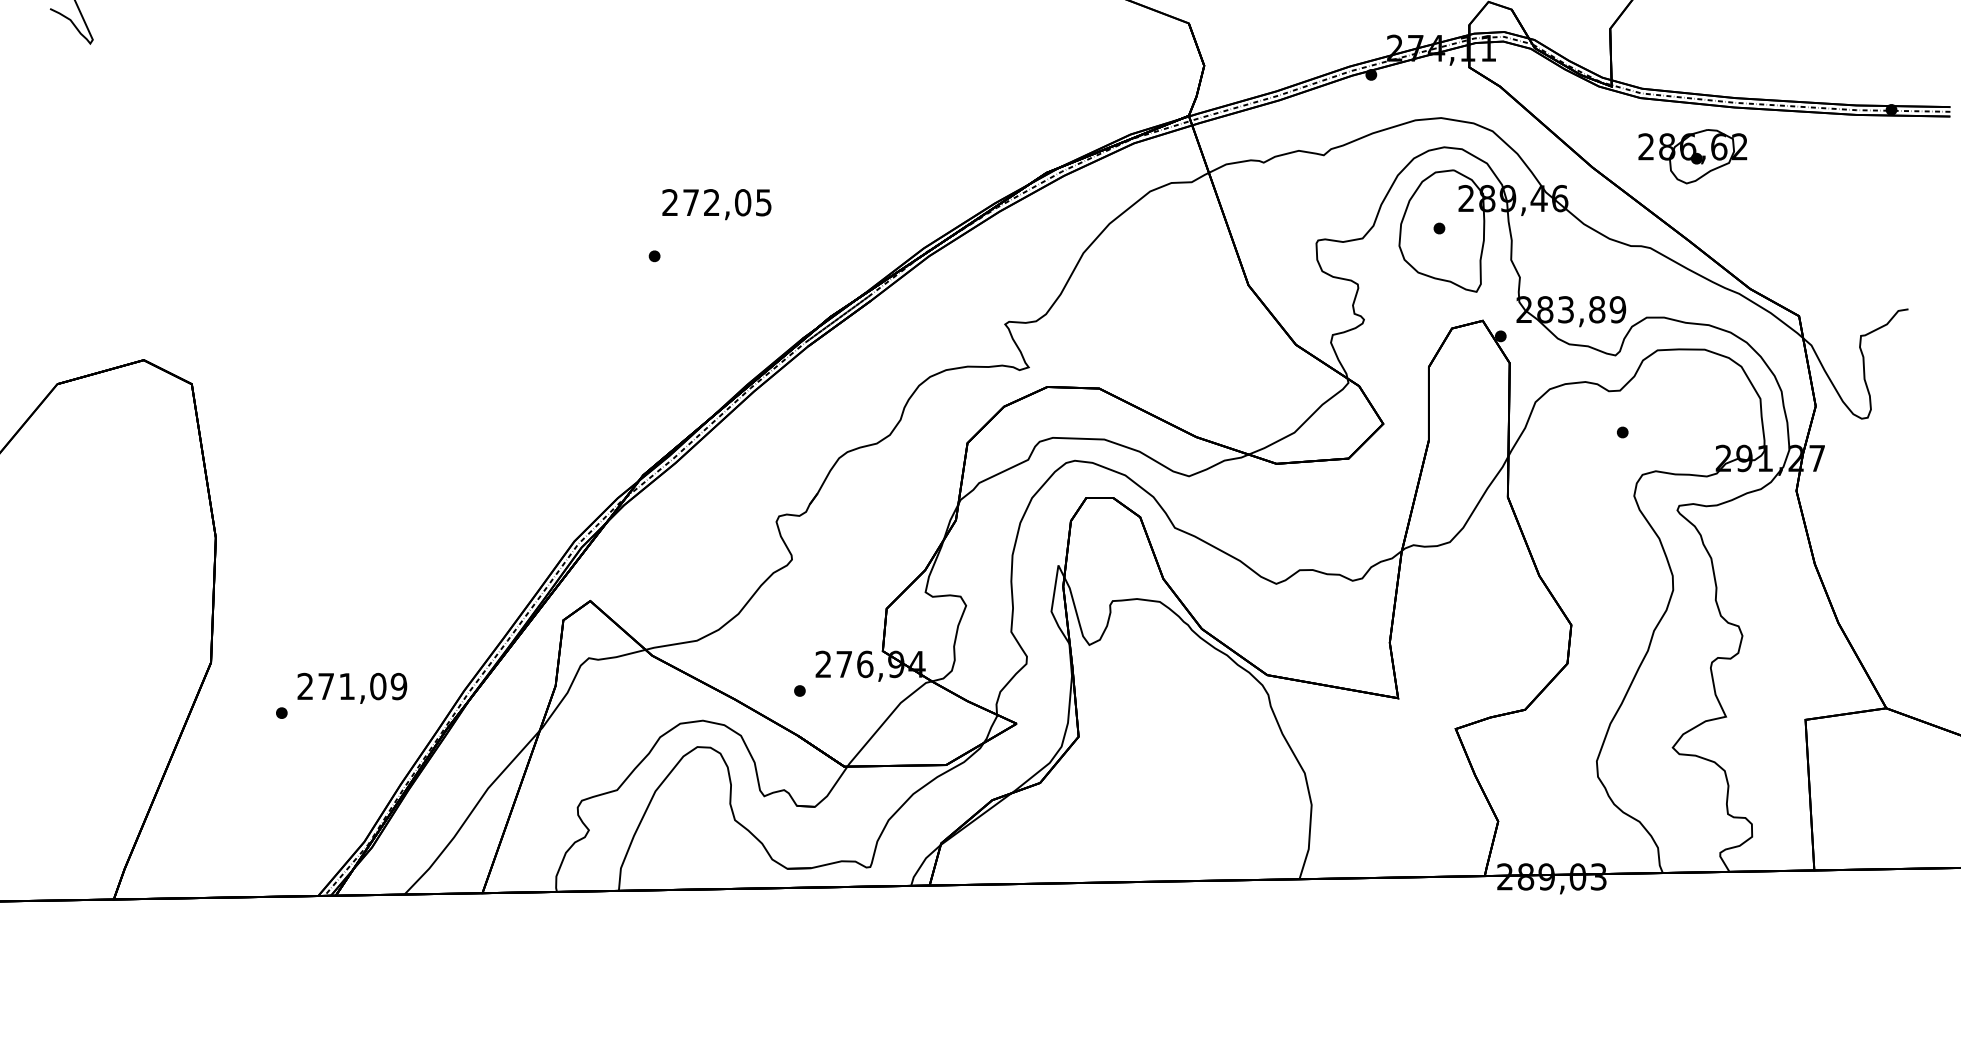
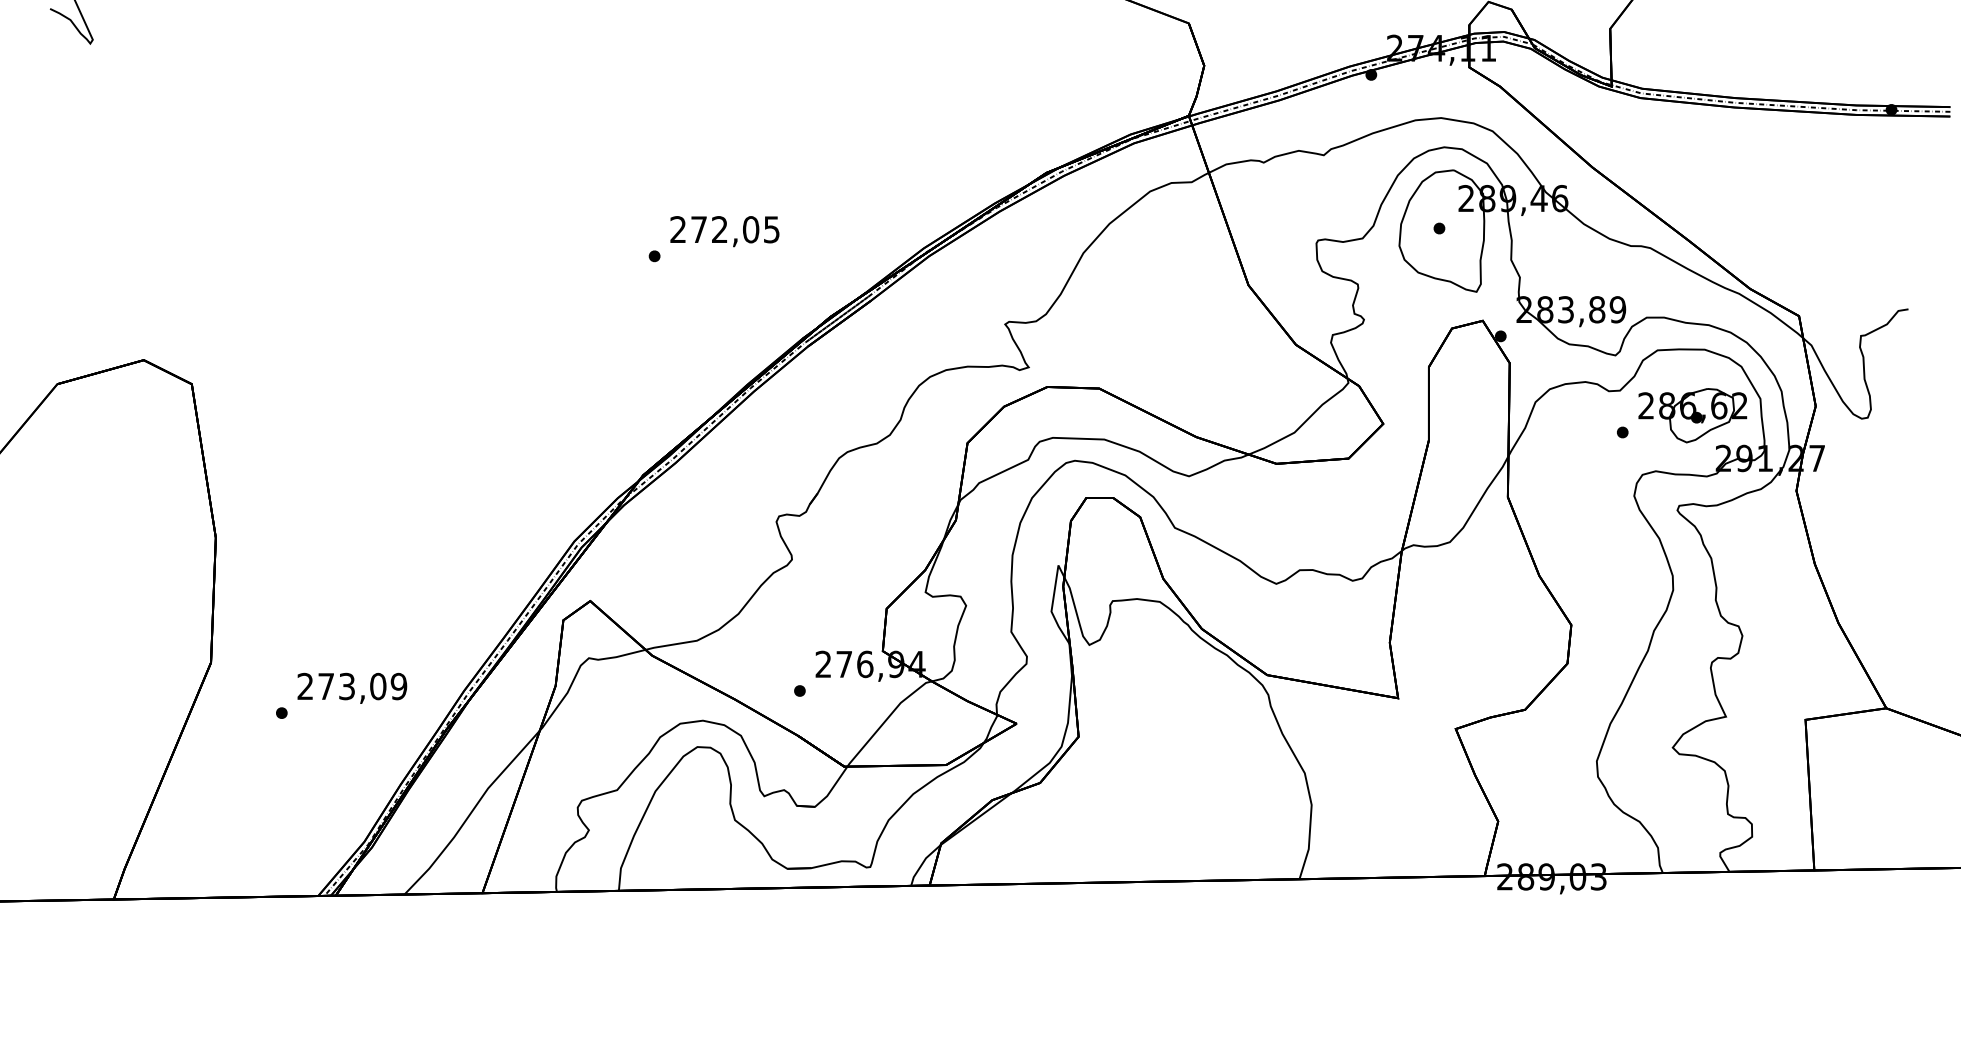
part position: (1692, 156) -> (1692, 415) (1692, 415)
text position: (716, 204) -> (724, 231) (724, 231)
text: 271,09 -> 273,09 (346, 686)
